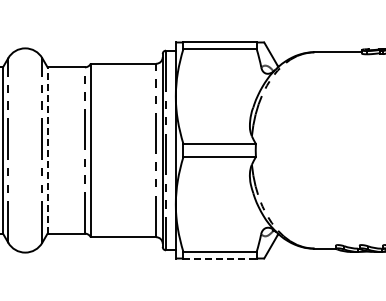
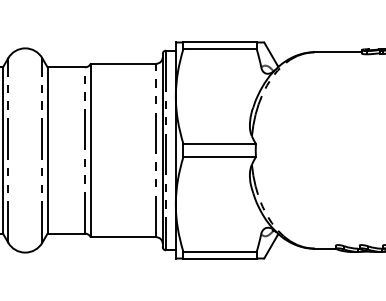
line: dashed -> solid (47, 150)
line: dashed -> solid (220, 258)
